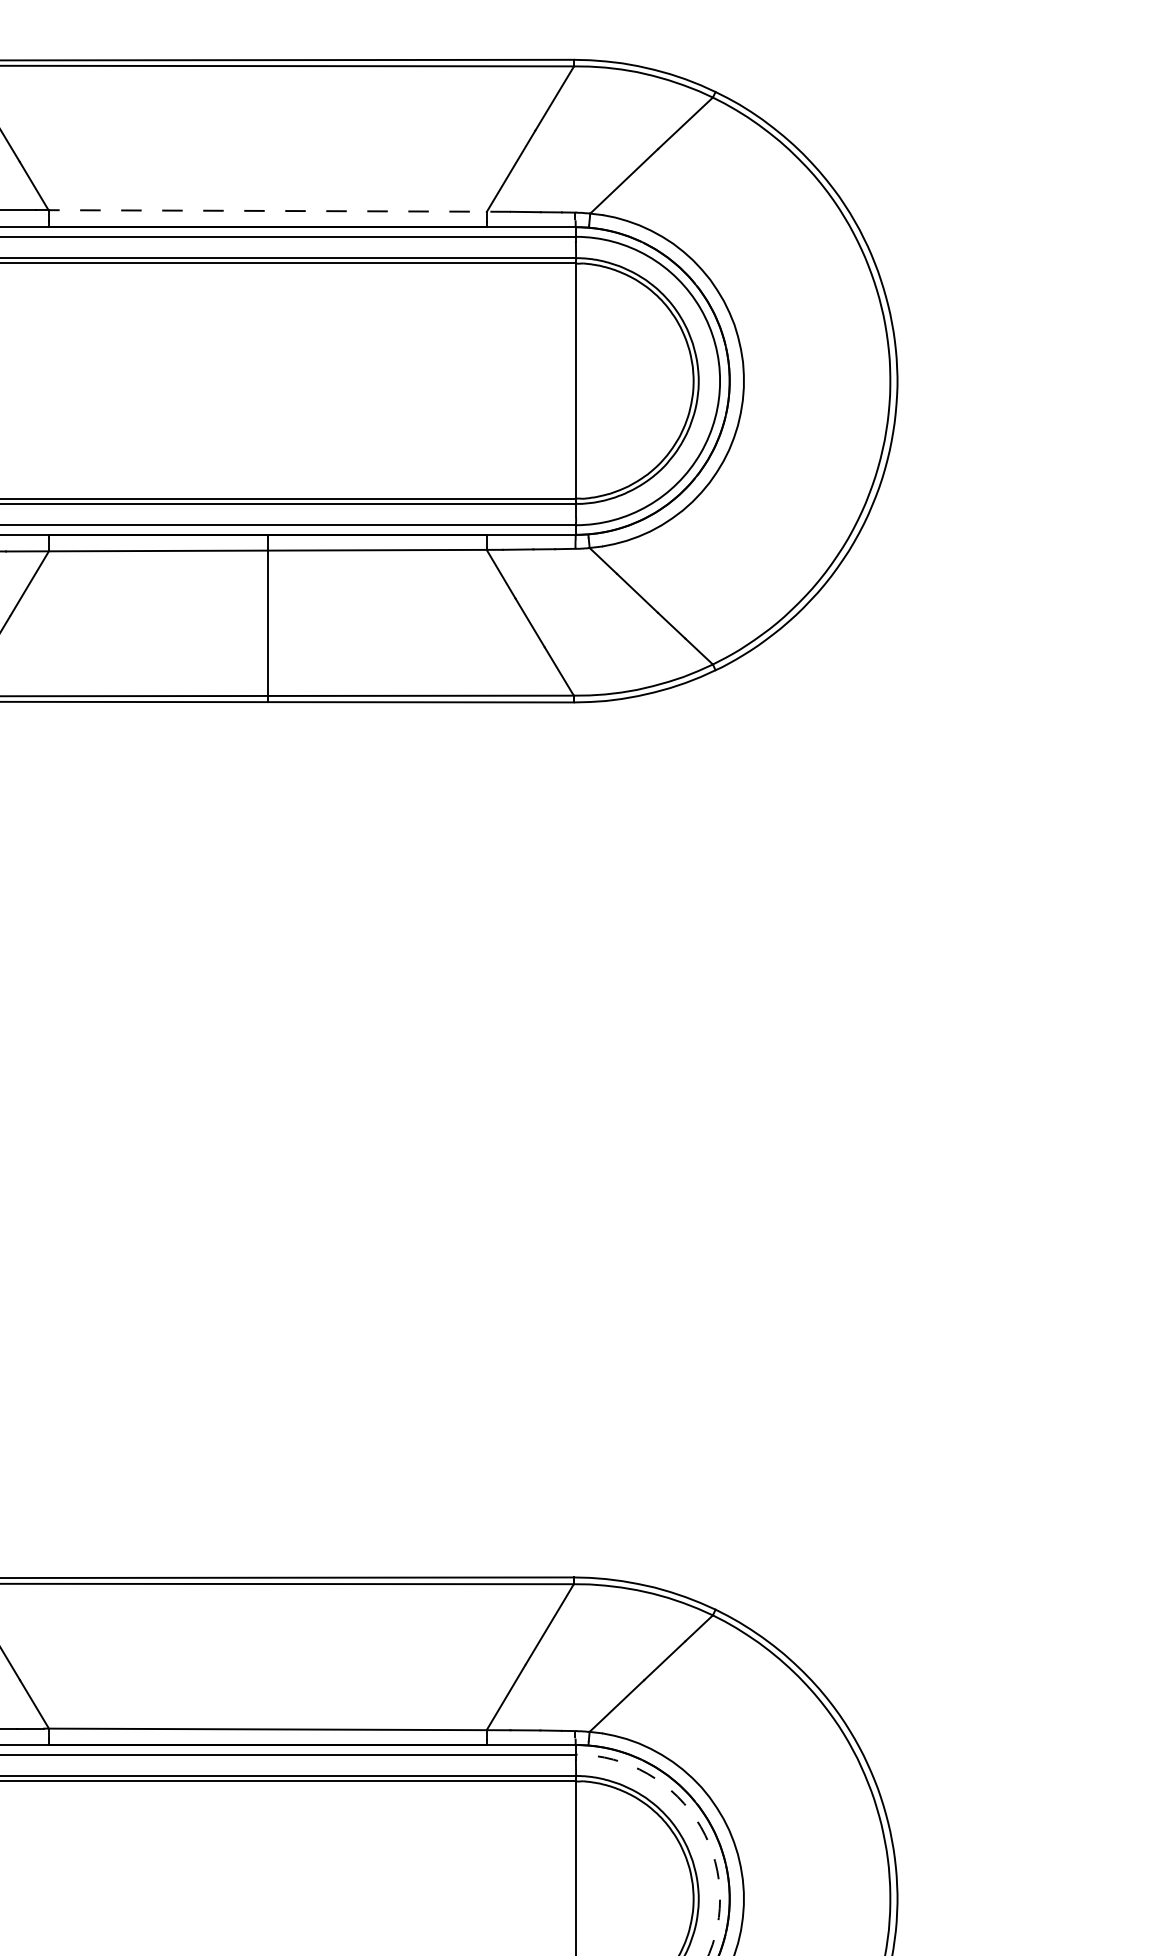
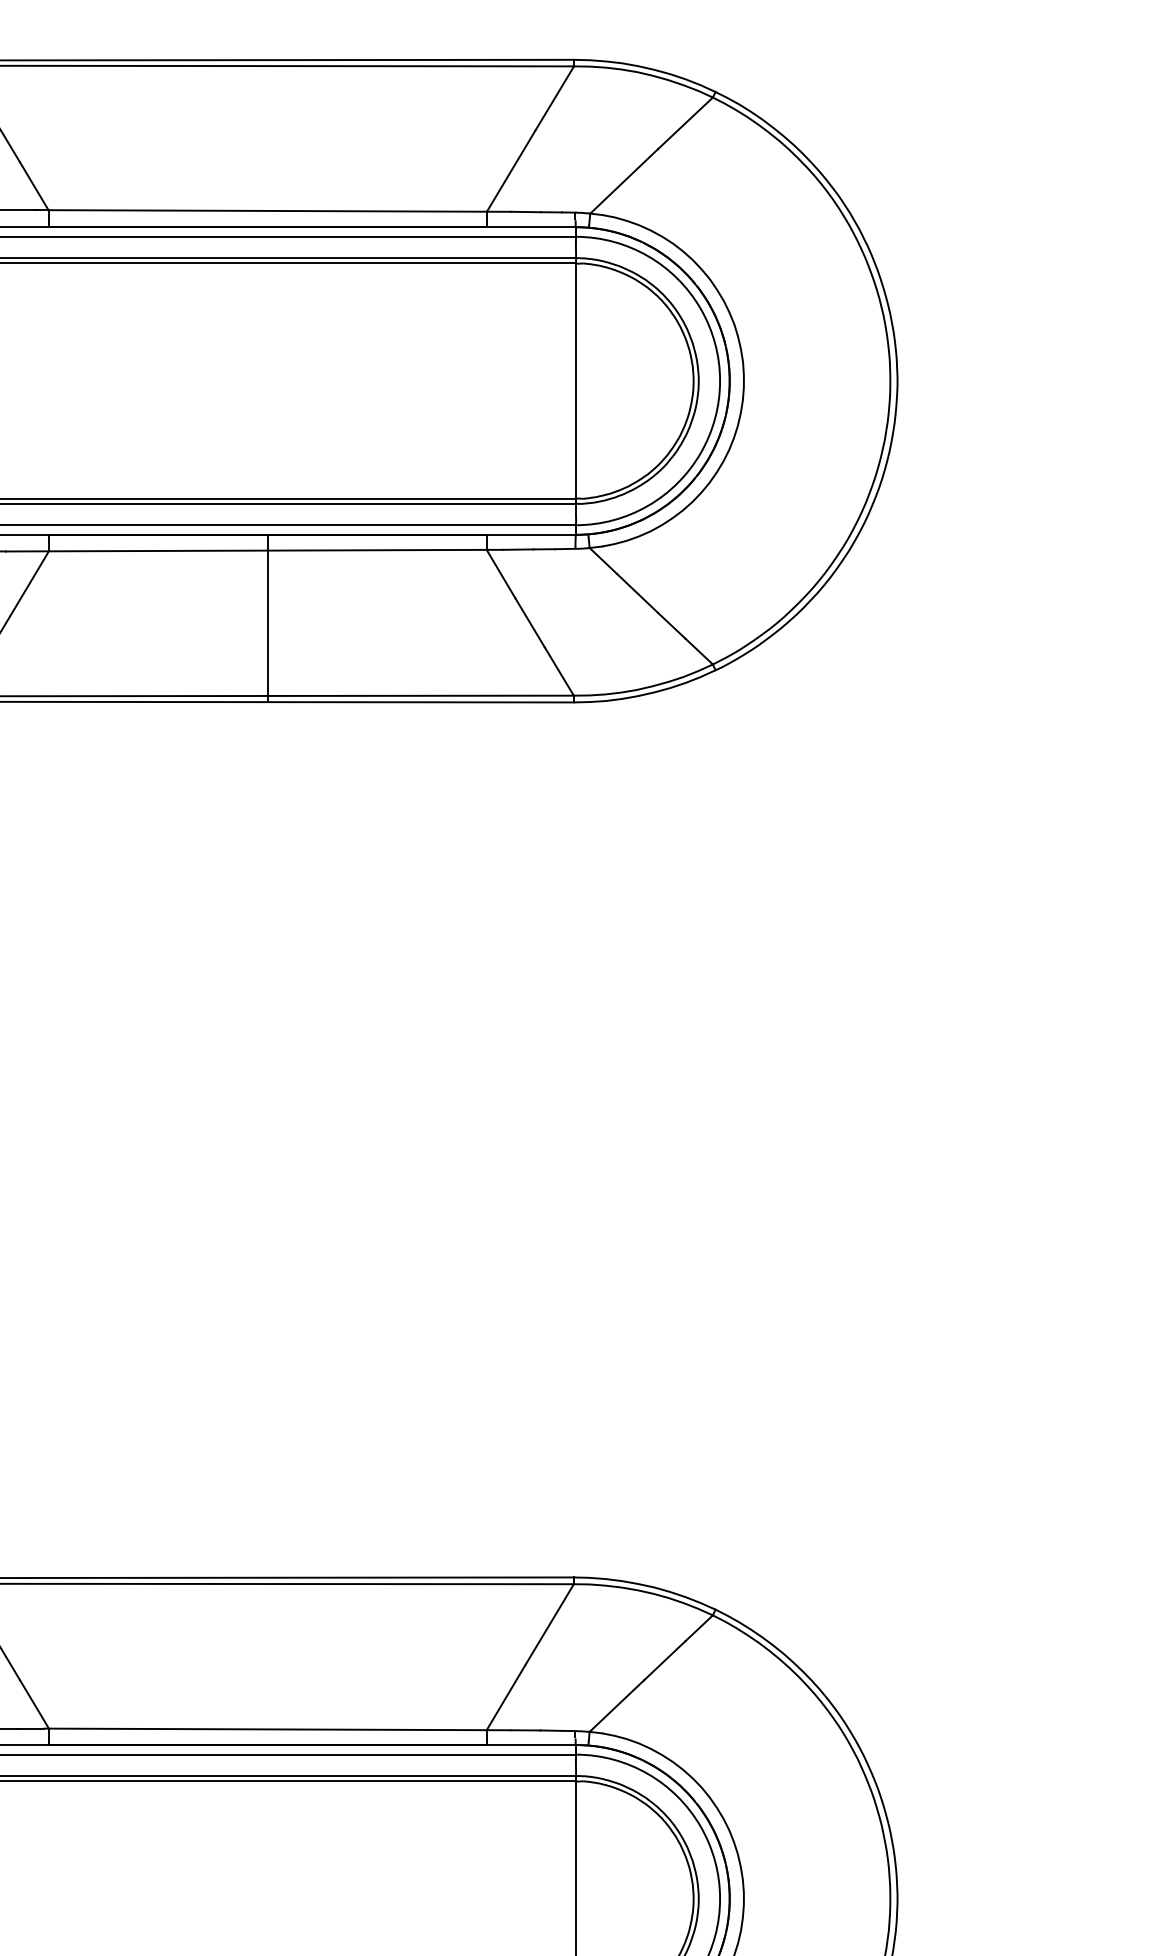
line: dashed -> solid (279, 210)
arc: dashed -> solid (696, 1819)
